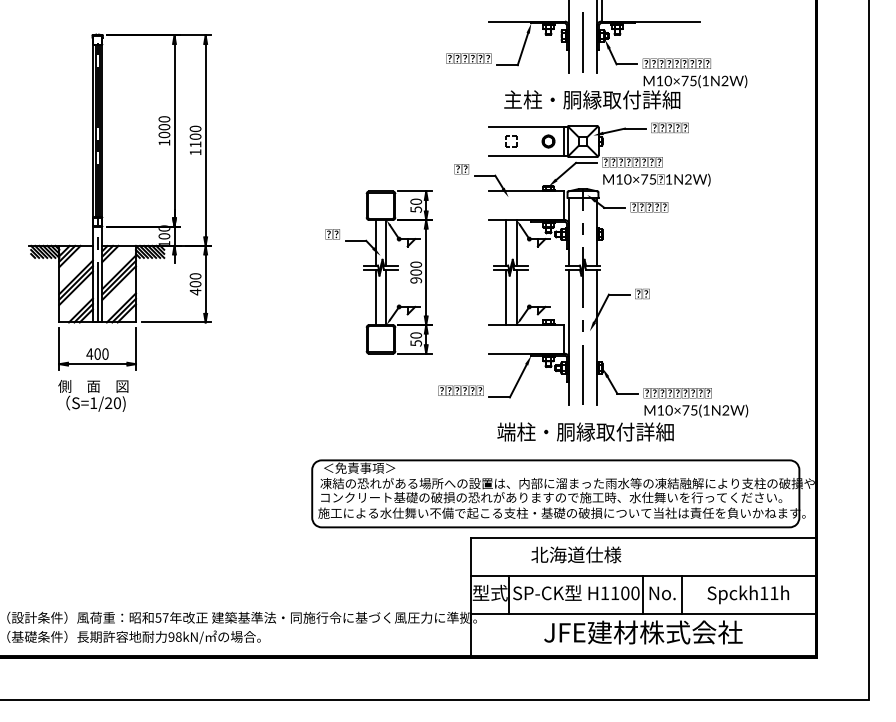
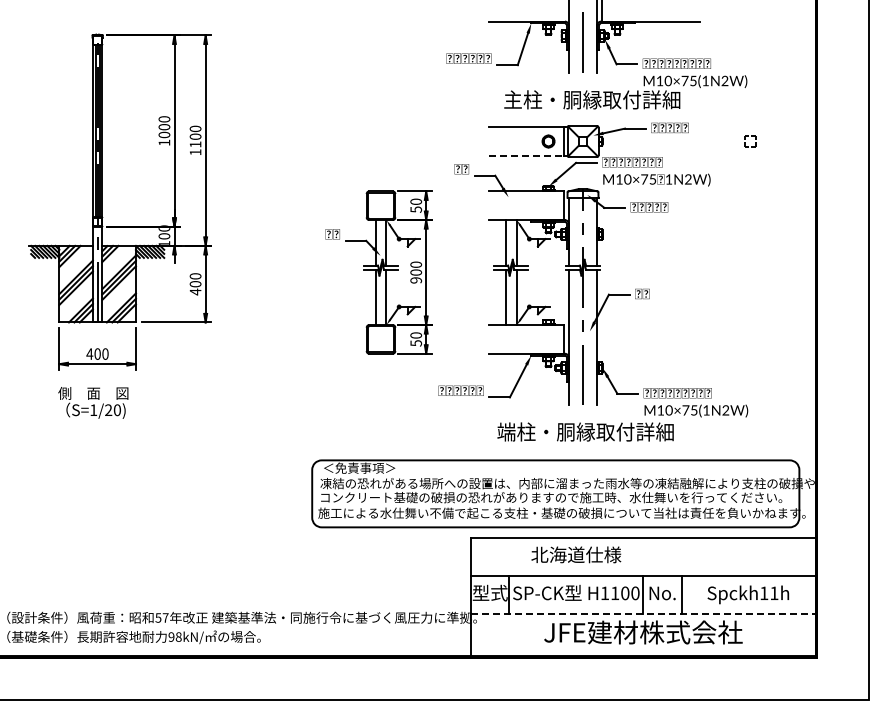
part position: (511, 141) -> (750, 141) (750, 141)
line: solid -> dashed (527, 155)
text position: (93, 395) -> (93, 402) (93, 402)
line: solid -> dashed (643, 614)
